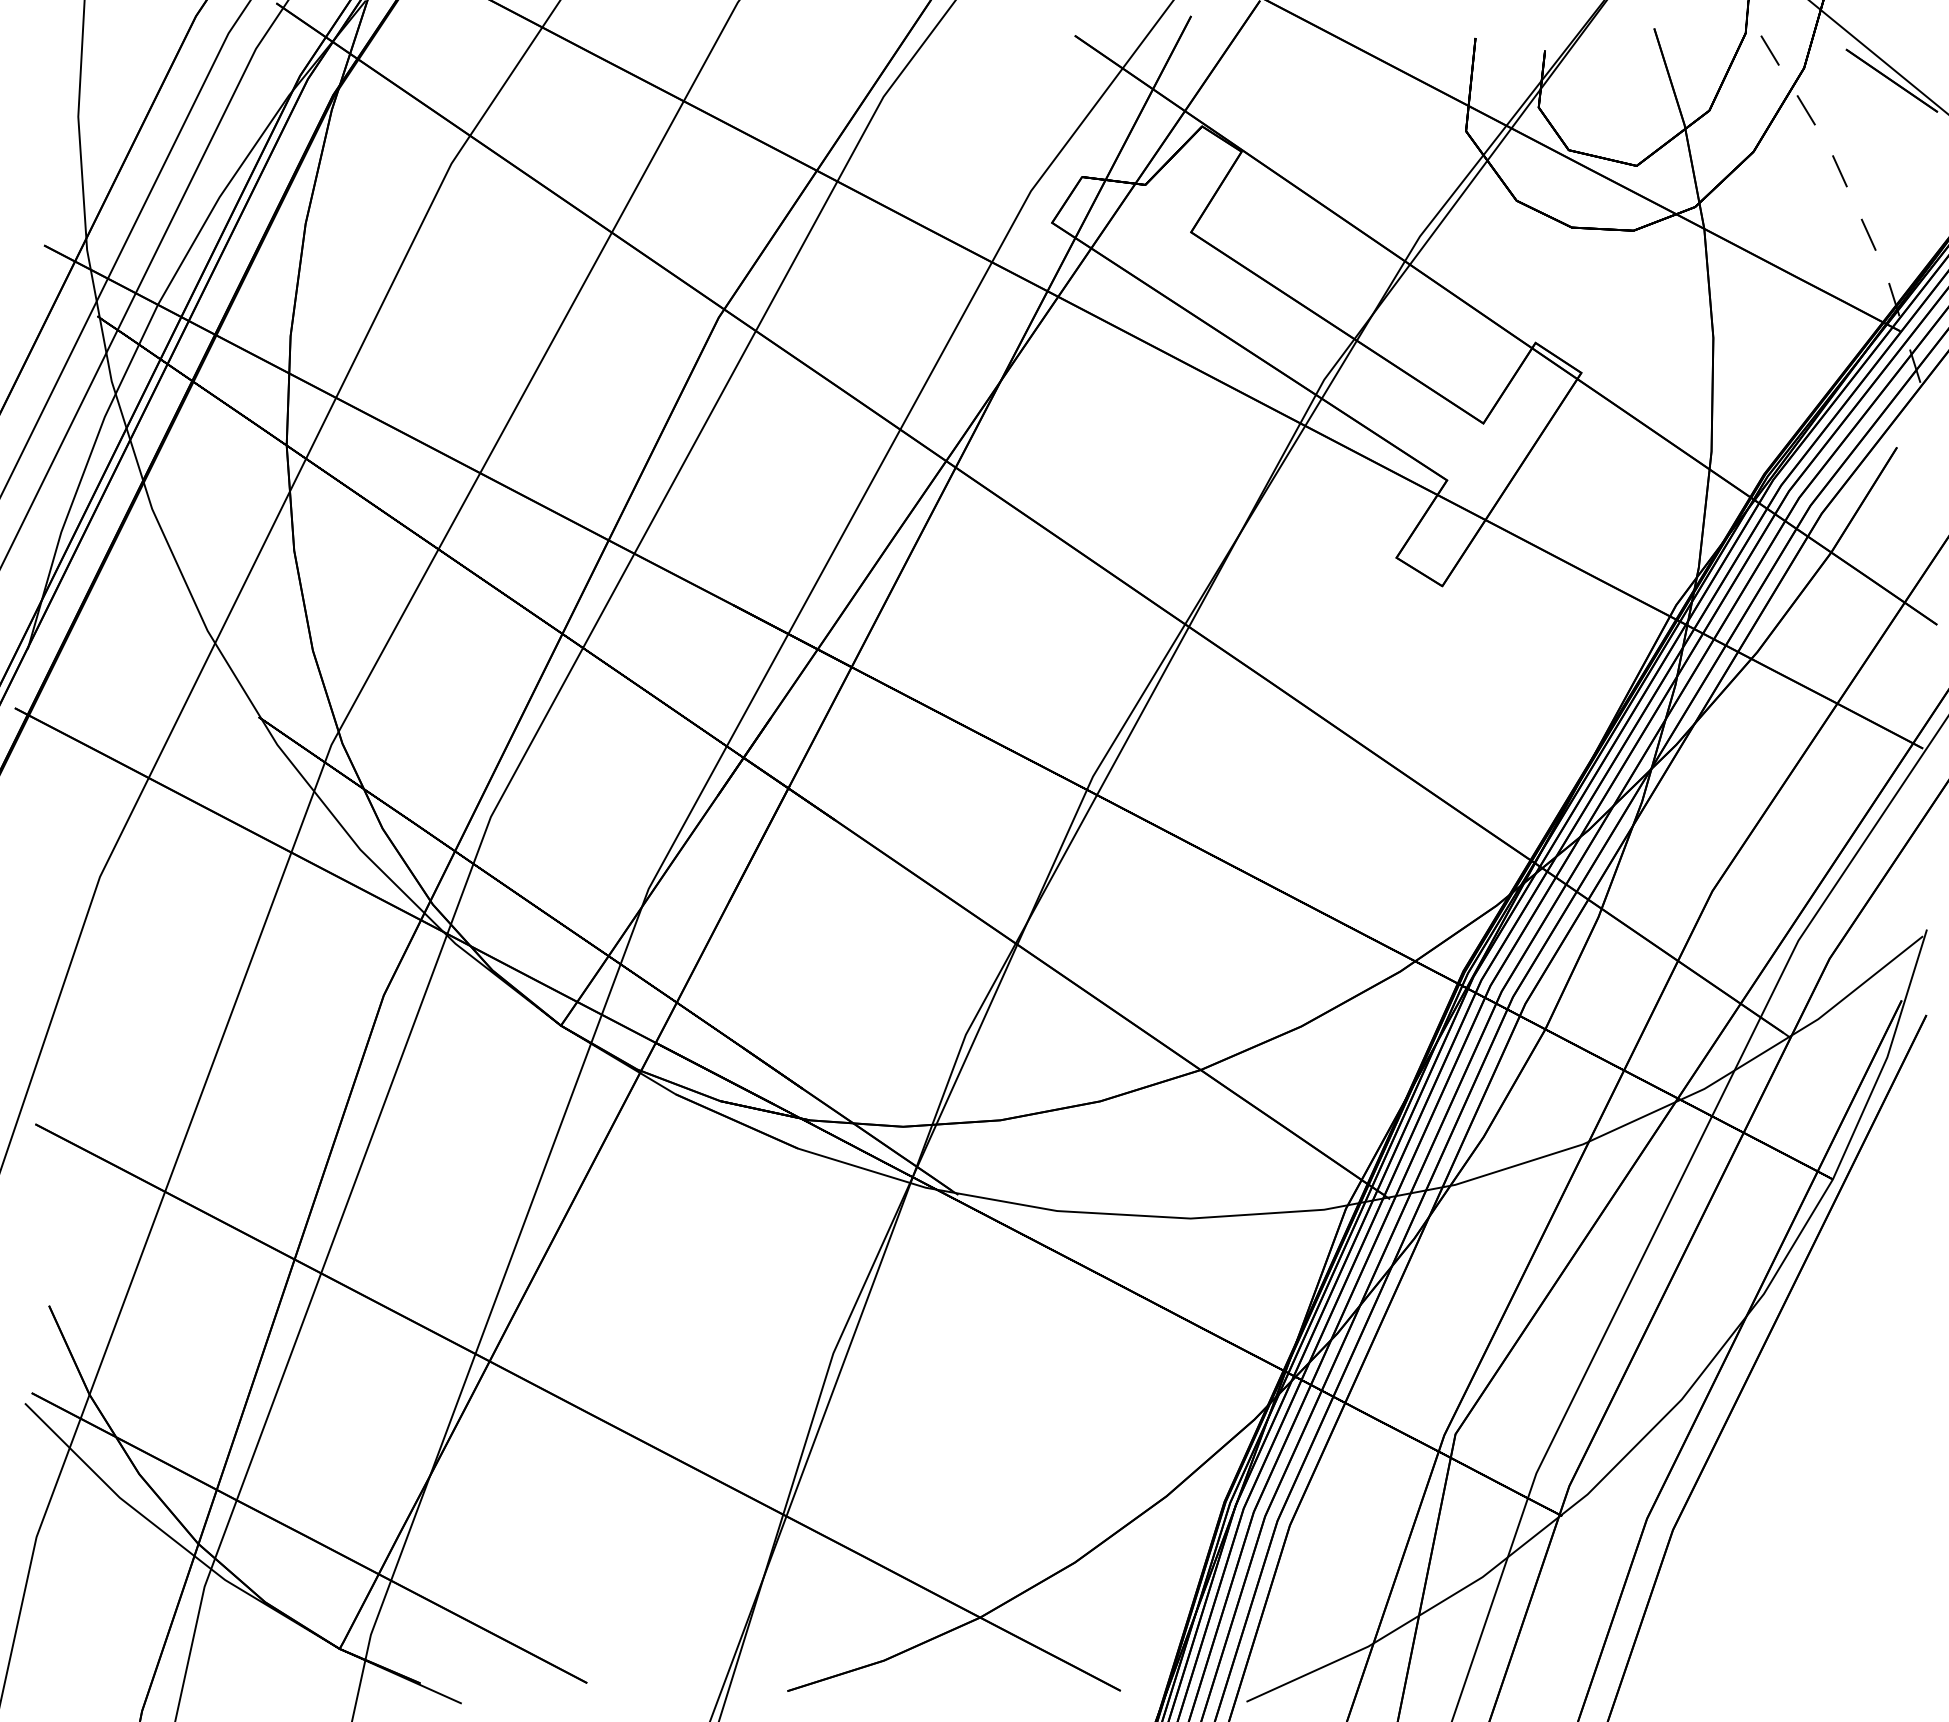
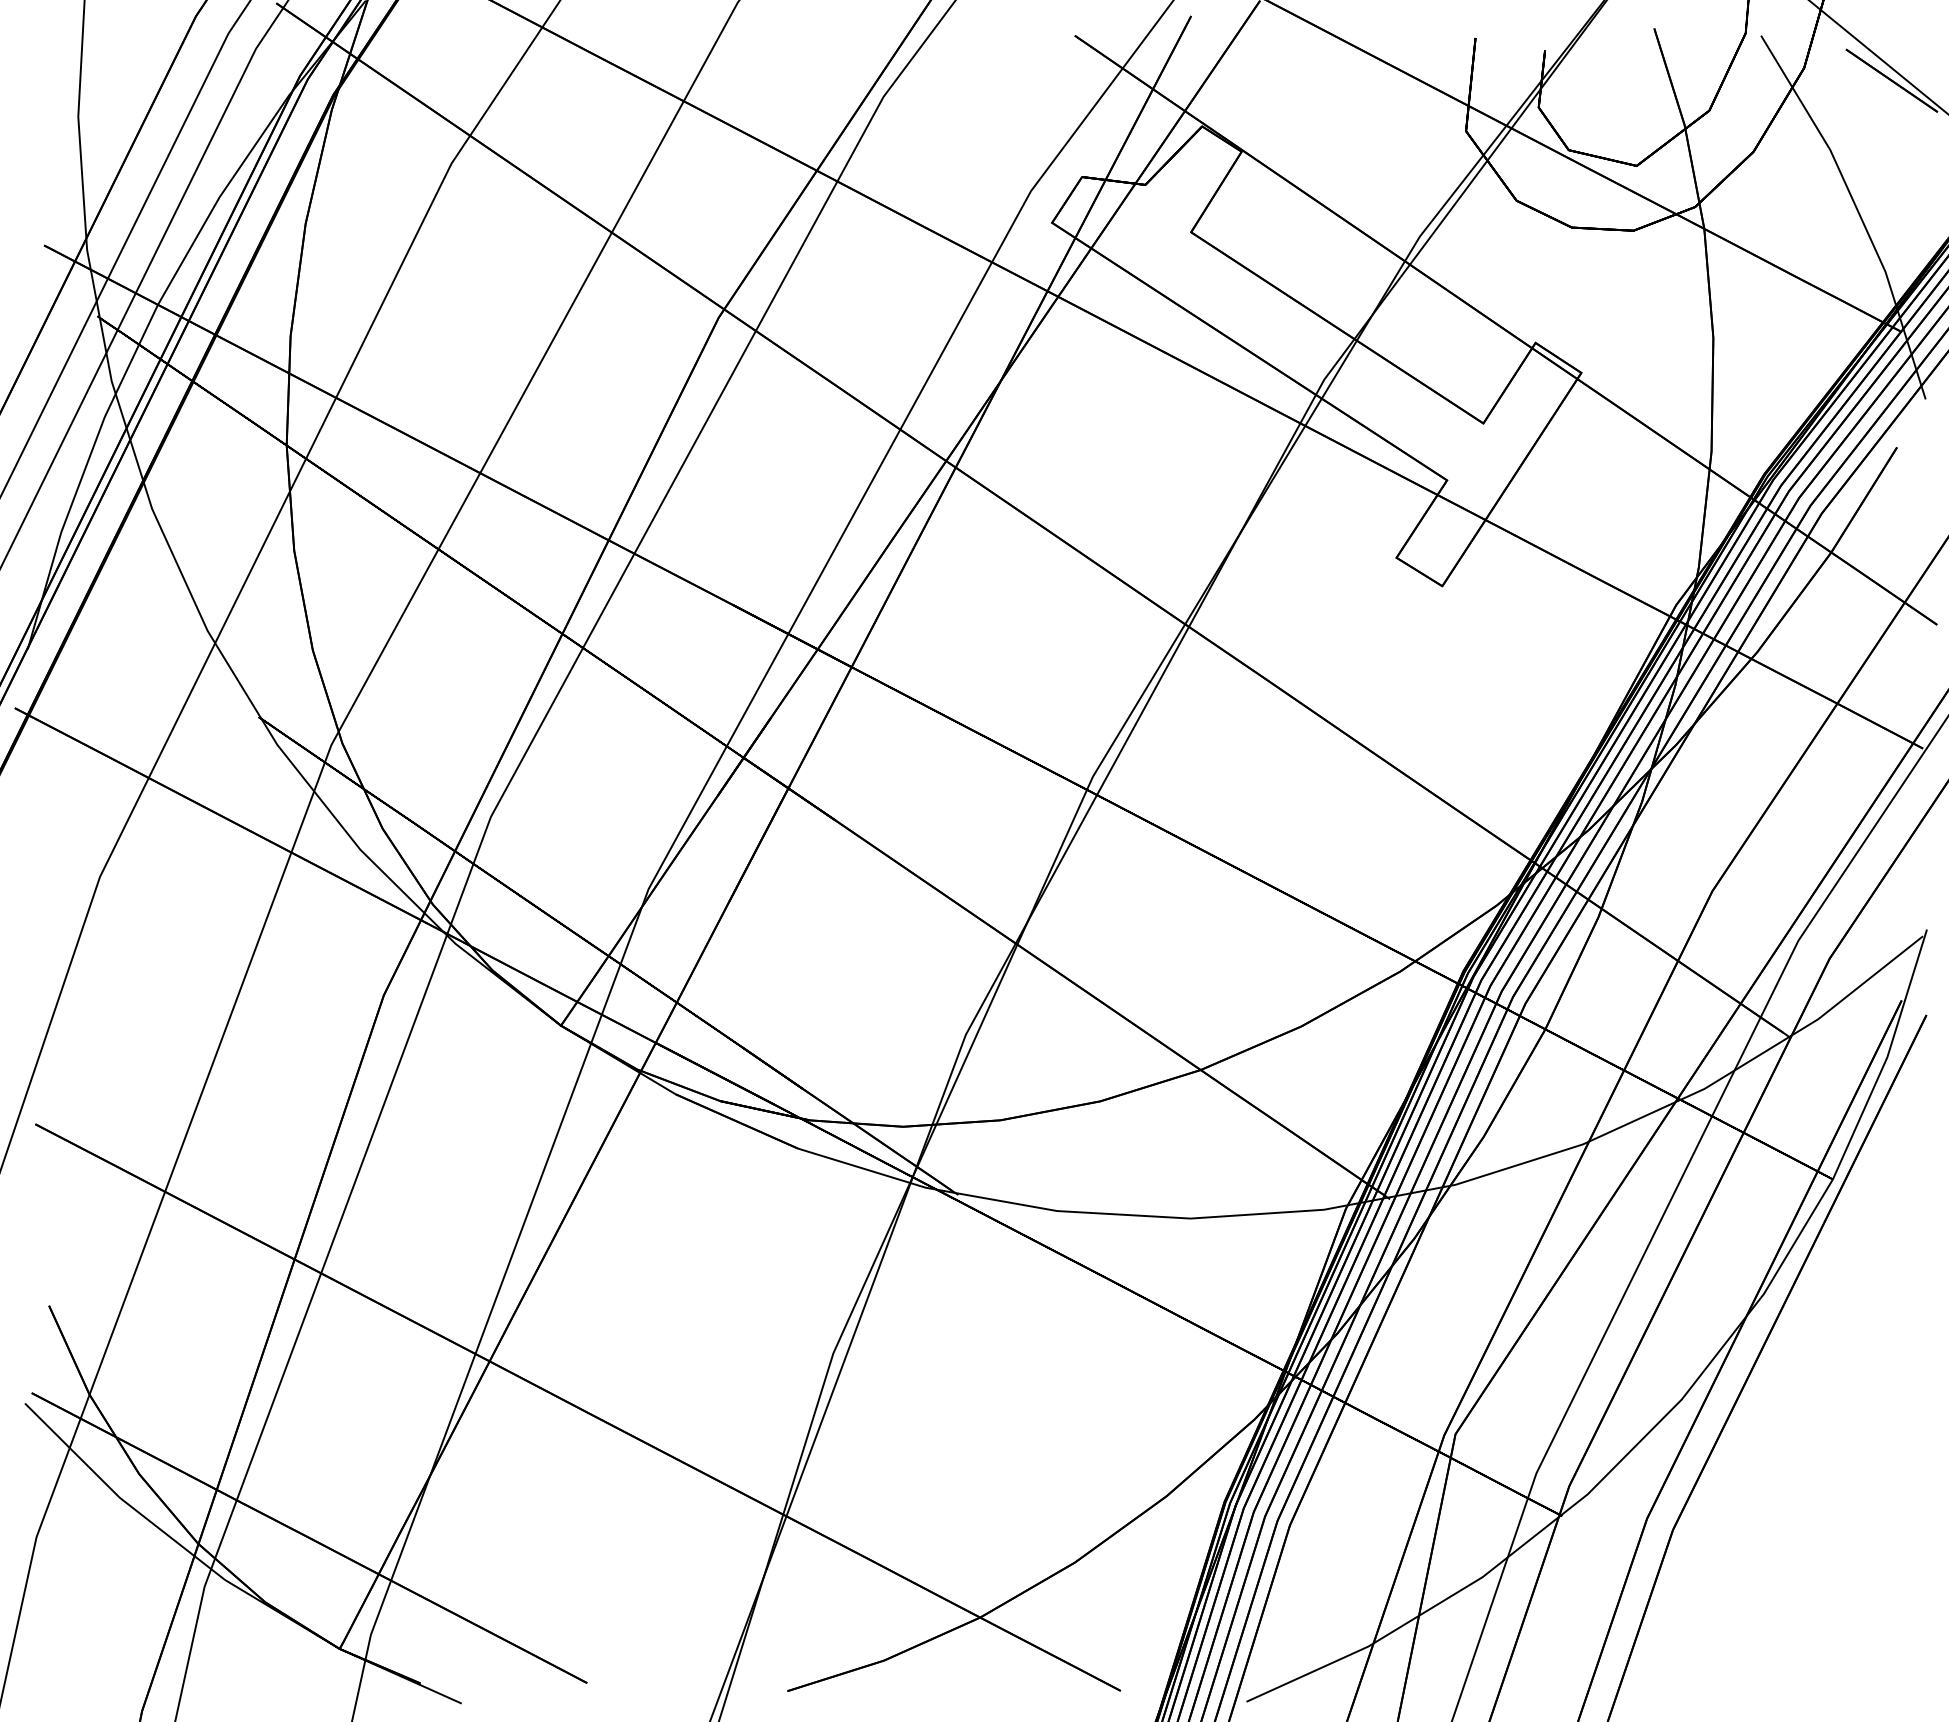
line: dashed -> solid (1857, 210)
